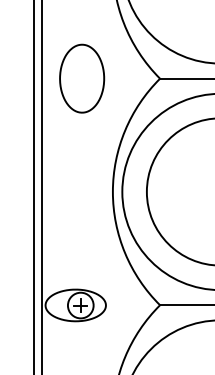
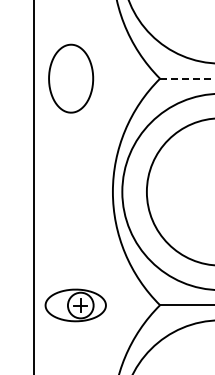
part position: (82, 78) -> (71, 78) (71, 78)
line: solid -> dashed (187, 78)
line: present -> none (41, 186)
